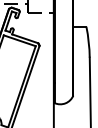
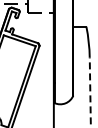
line: solid -> dashed (90, 92)
